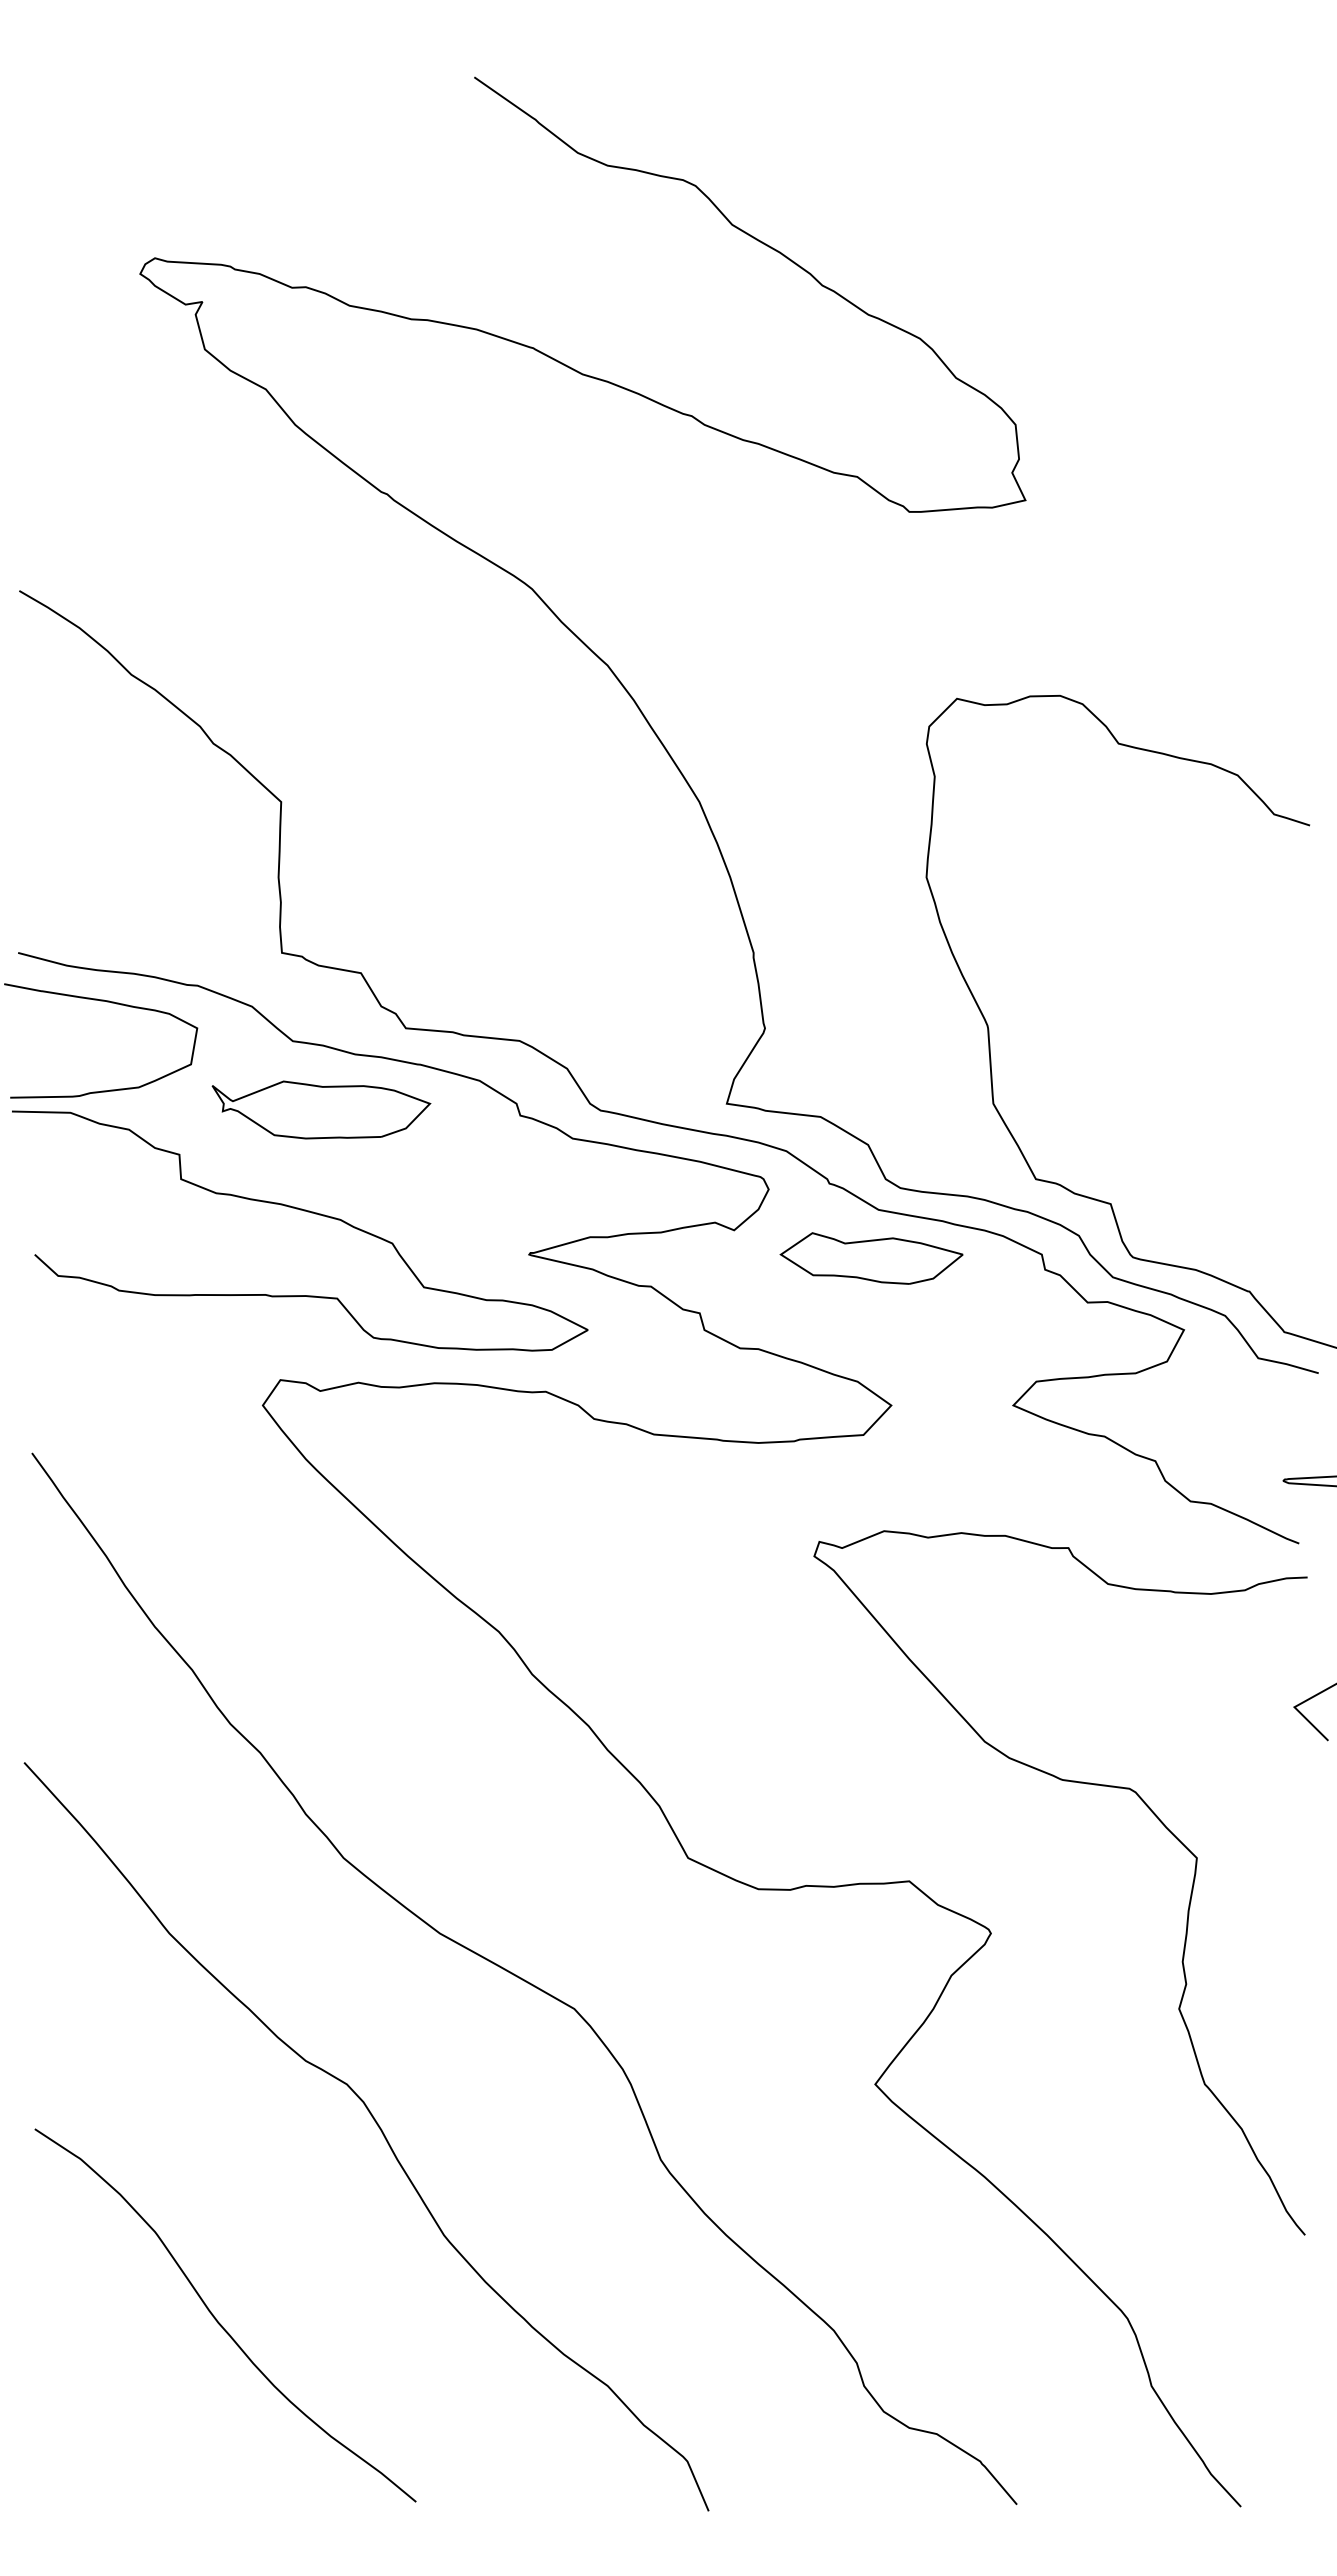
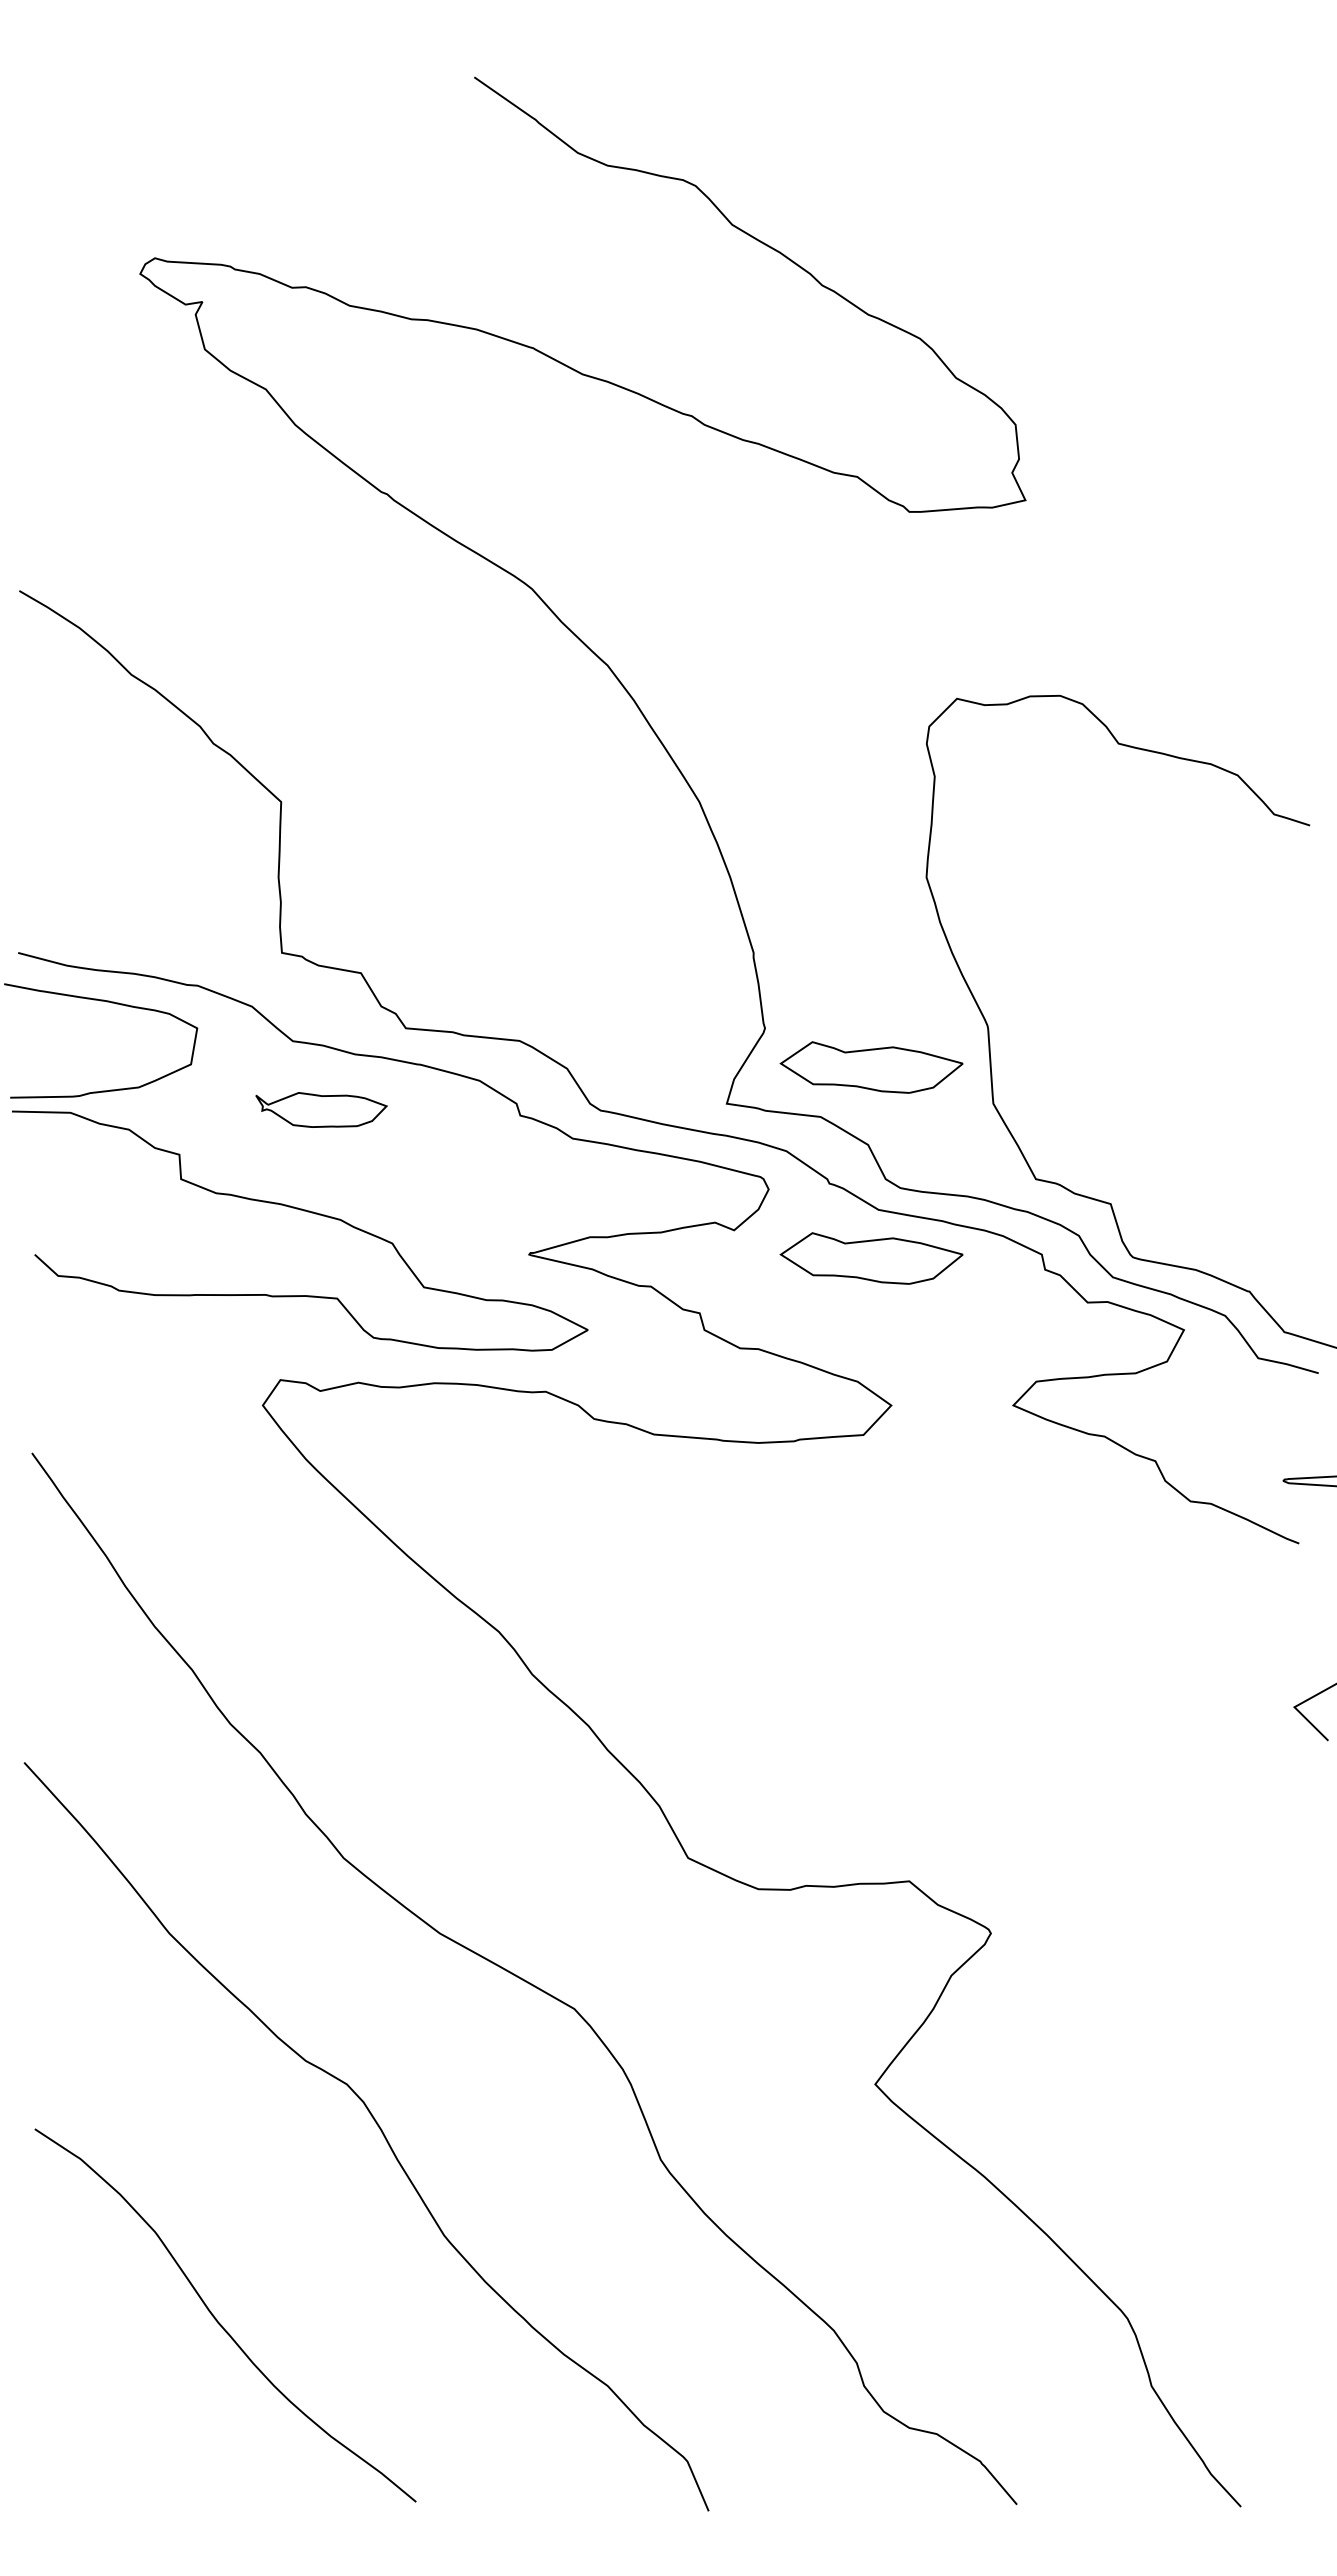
part: none -> present (871, 1067)
part size: 221x60 px -> 133x36 px (321, 1109)
curve: present -> none (1071, 1782)
